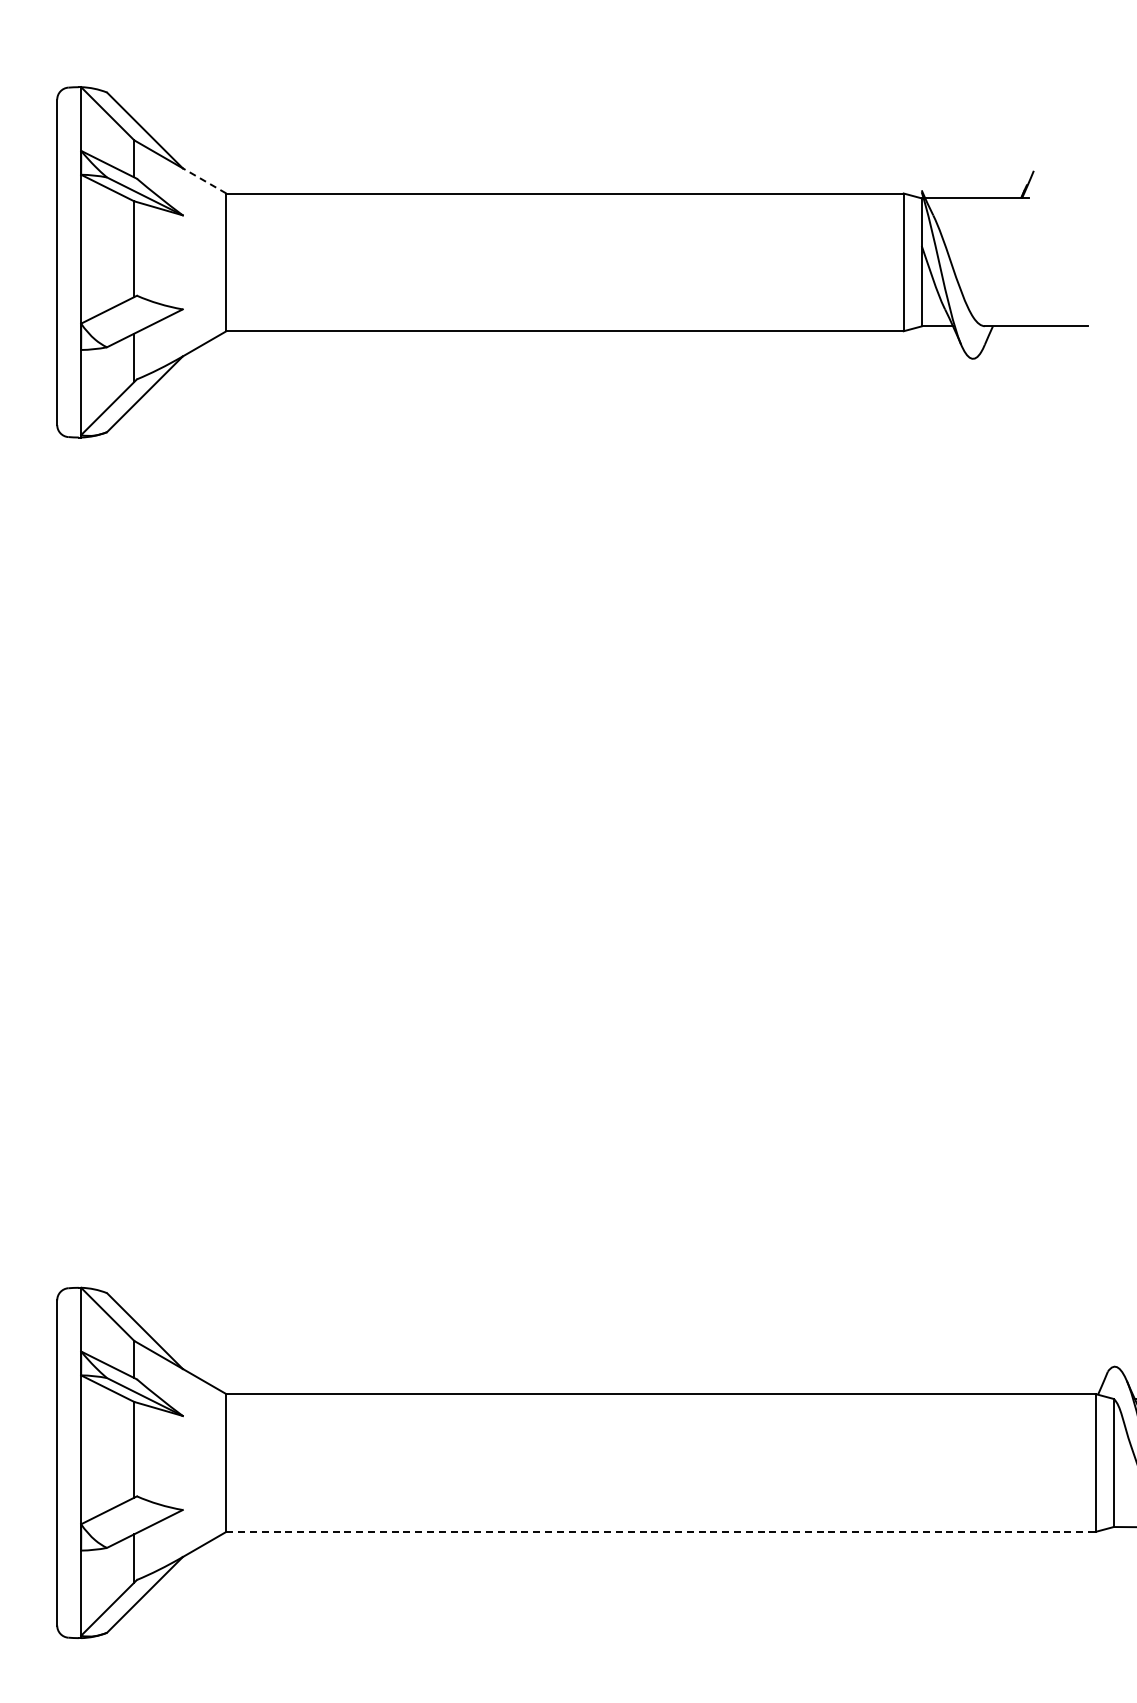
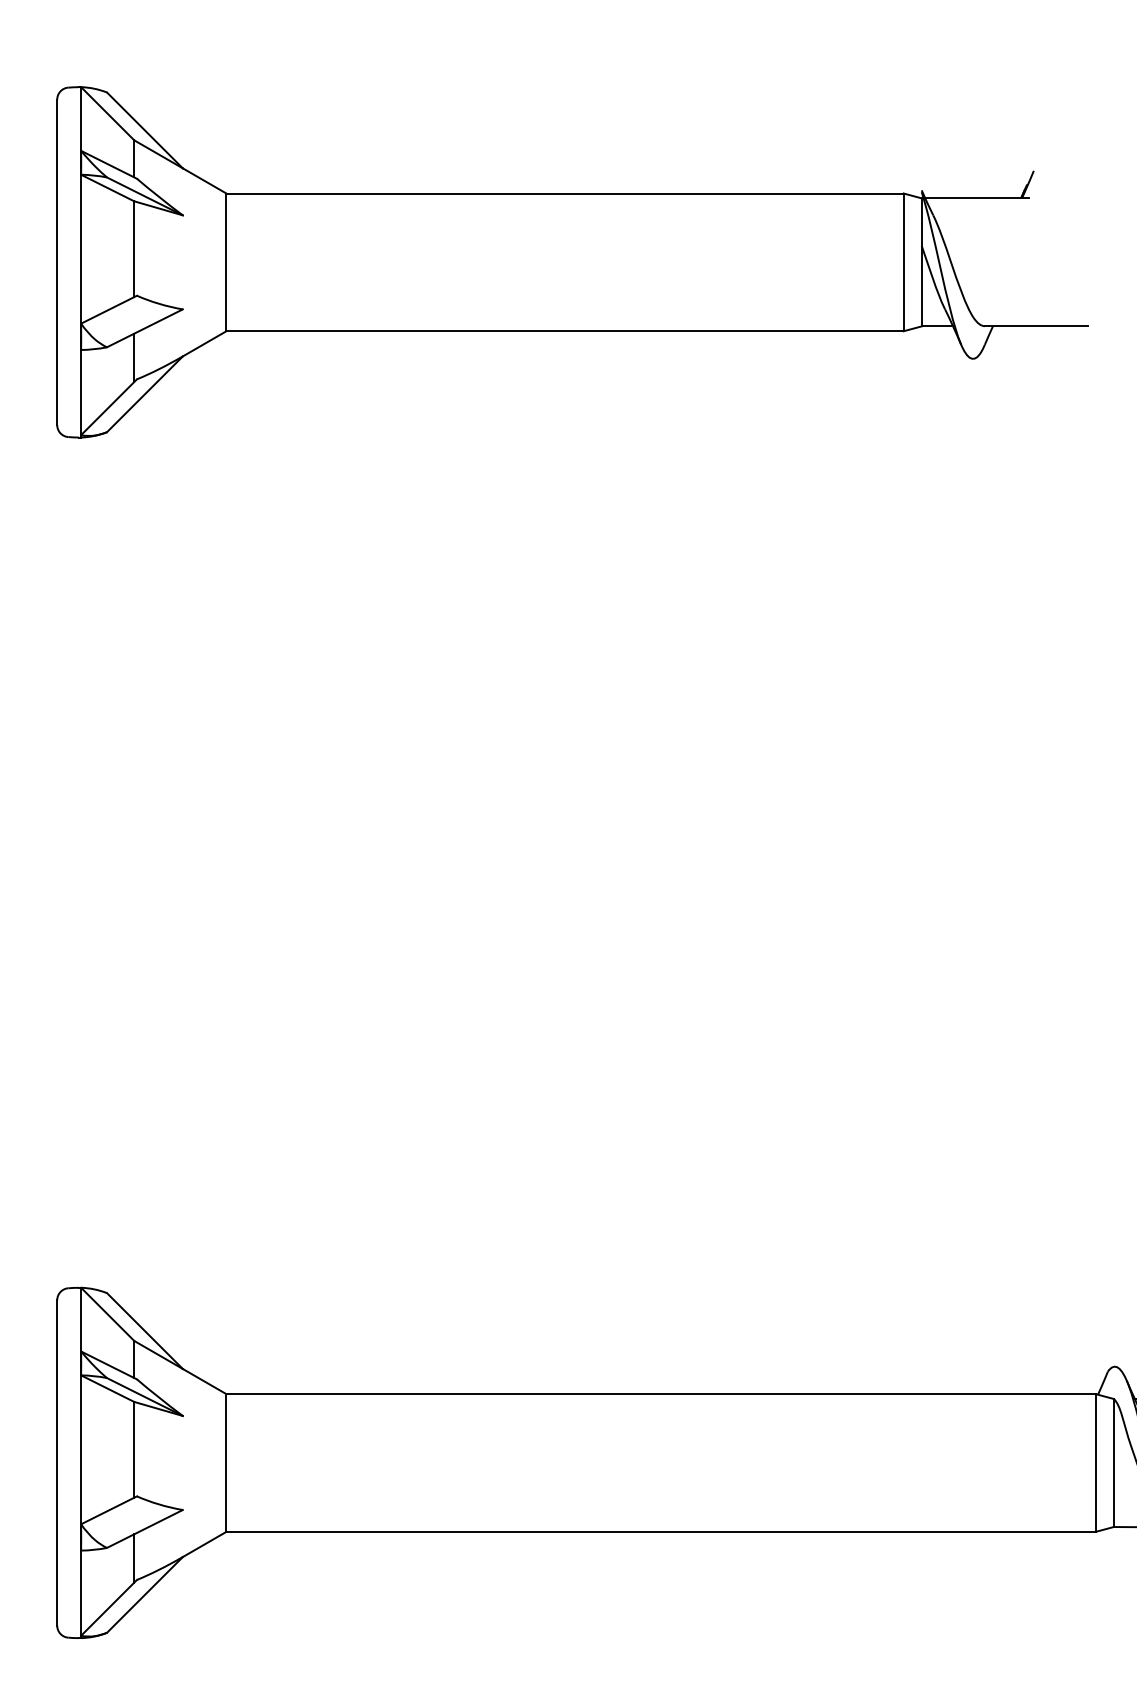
line: dashed -> solid (204, 180)
line: dashed -> solid (661, 1531)
